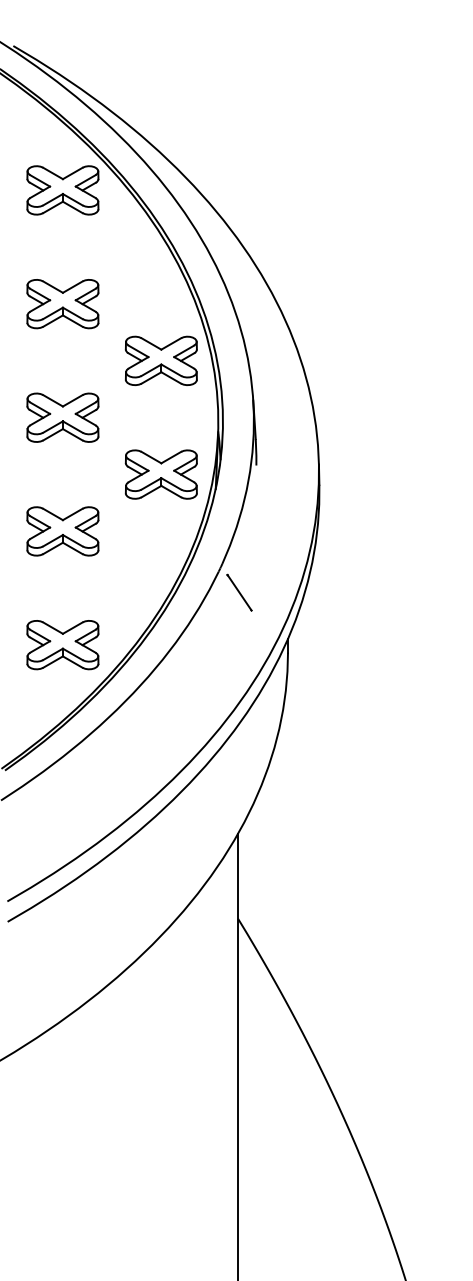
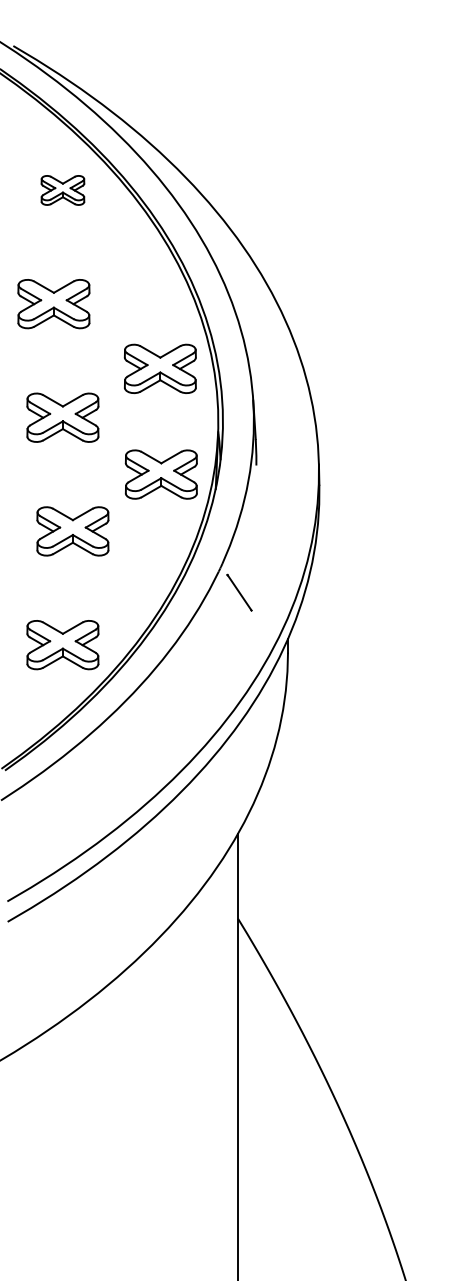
part size: 74x51 px -> 46x31 px (62, 190)
part position: (62, 304) -> (53, 304) (53, 304)
part position: (160, 360) -> (159, 368) (159, 368)
part position: (62, 531) -> (72, 531) (72, 531)
